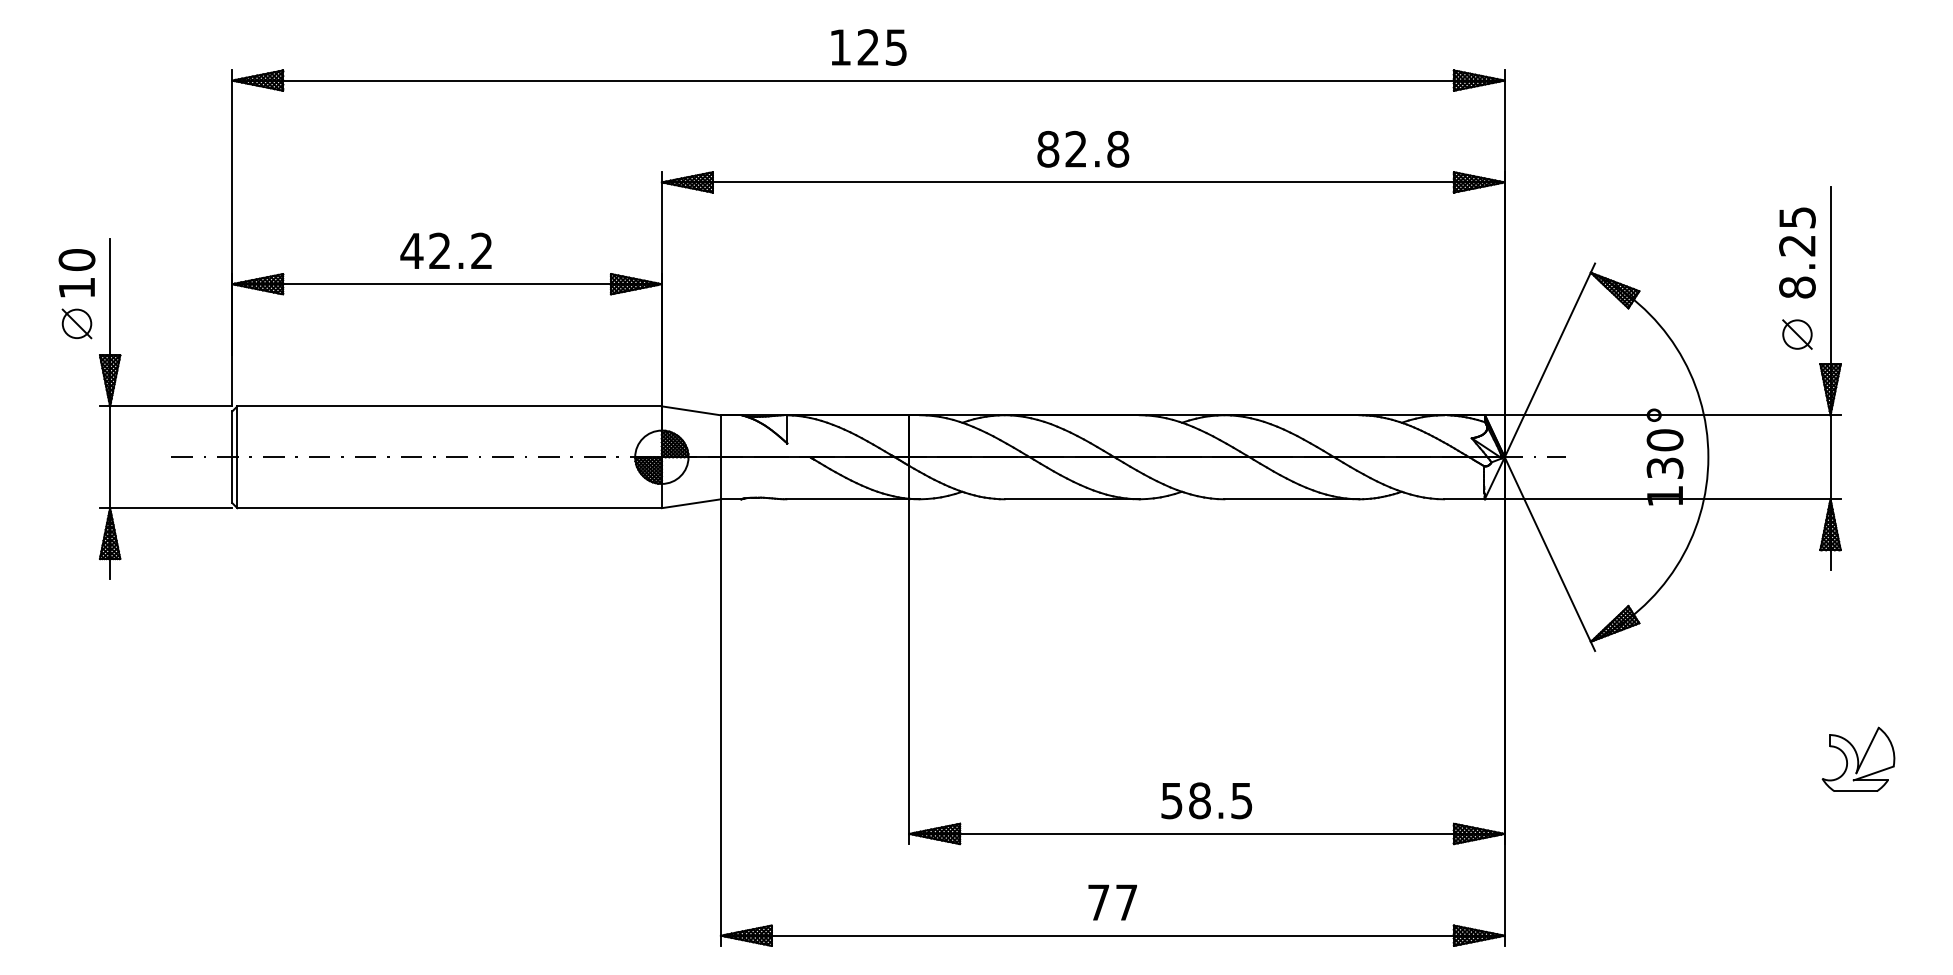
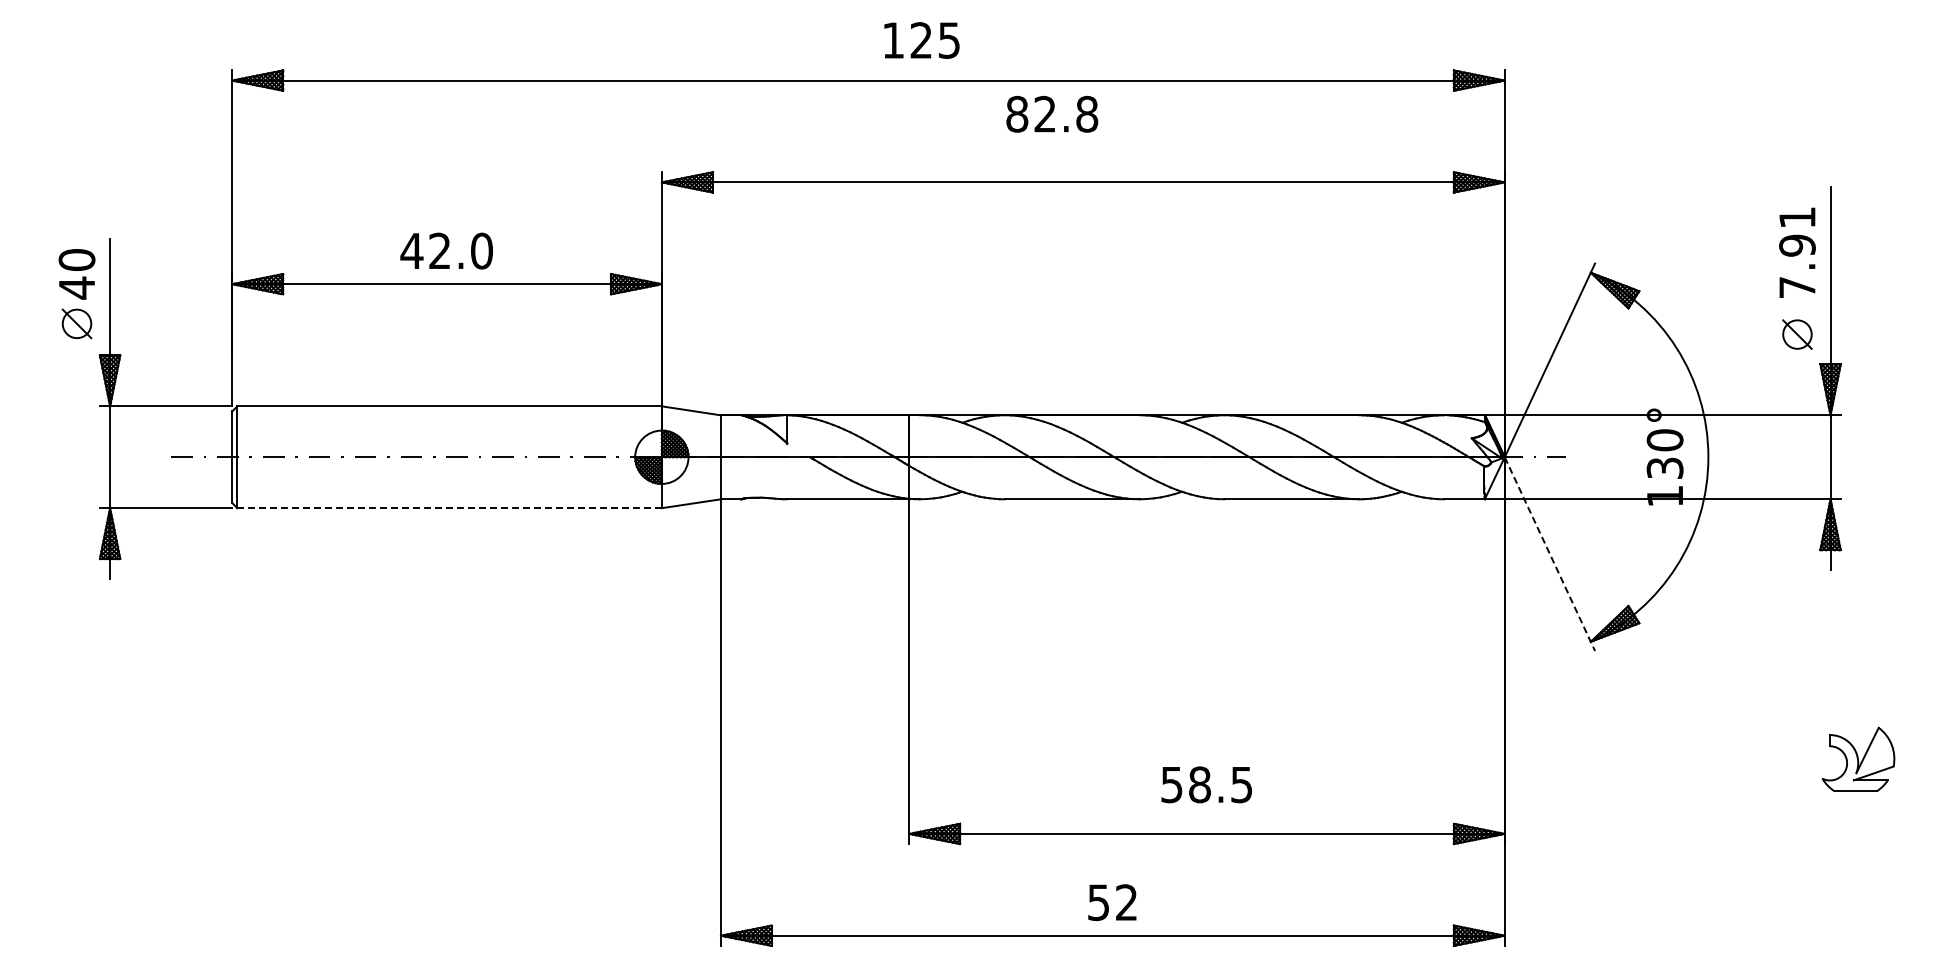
text position: (868, 47) -> (921, 40) (921, 40)
text position: (1083, 148) -> (1052, 113) (1052, 113)
text: 42.2 -> 42.0 (481, 250)
text: 8.25 -> 7.91 (1797, 252)
text: 10 -> 40 (76, 287)
line: solid -> dashed (450, 508)
line: solid -> dashed (1549, 554)
text position: (1206, 800) -> (1206, 784) (1206, 784)
text: 77 -> 52 (1112, 902)
